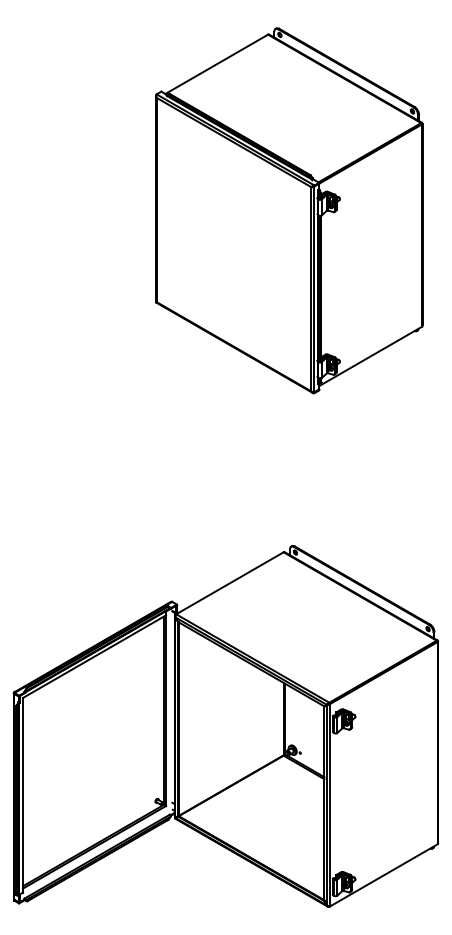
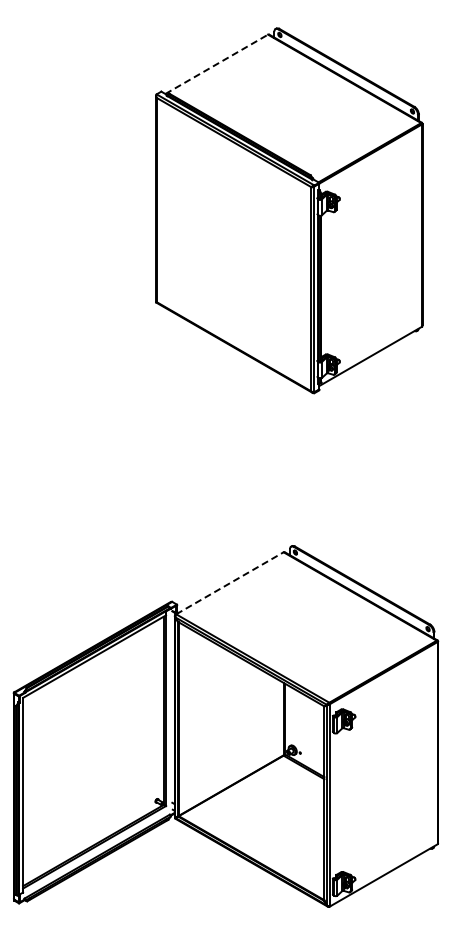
line: solid -> dashed (217, 64)
line: solid -> dashed (230, 583)
